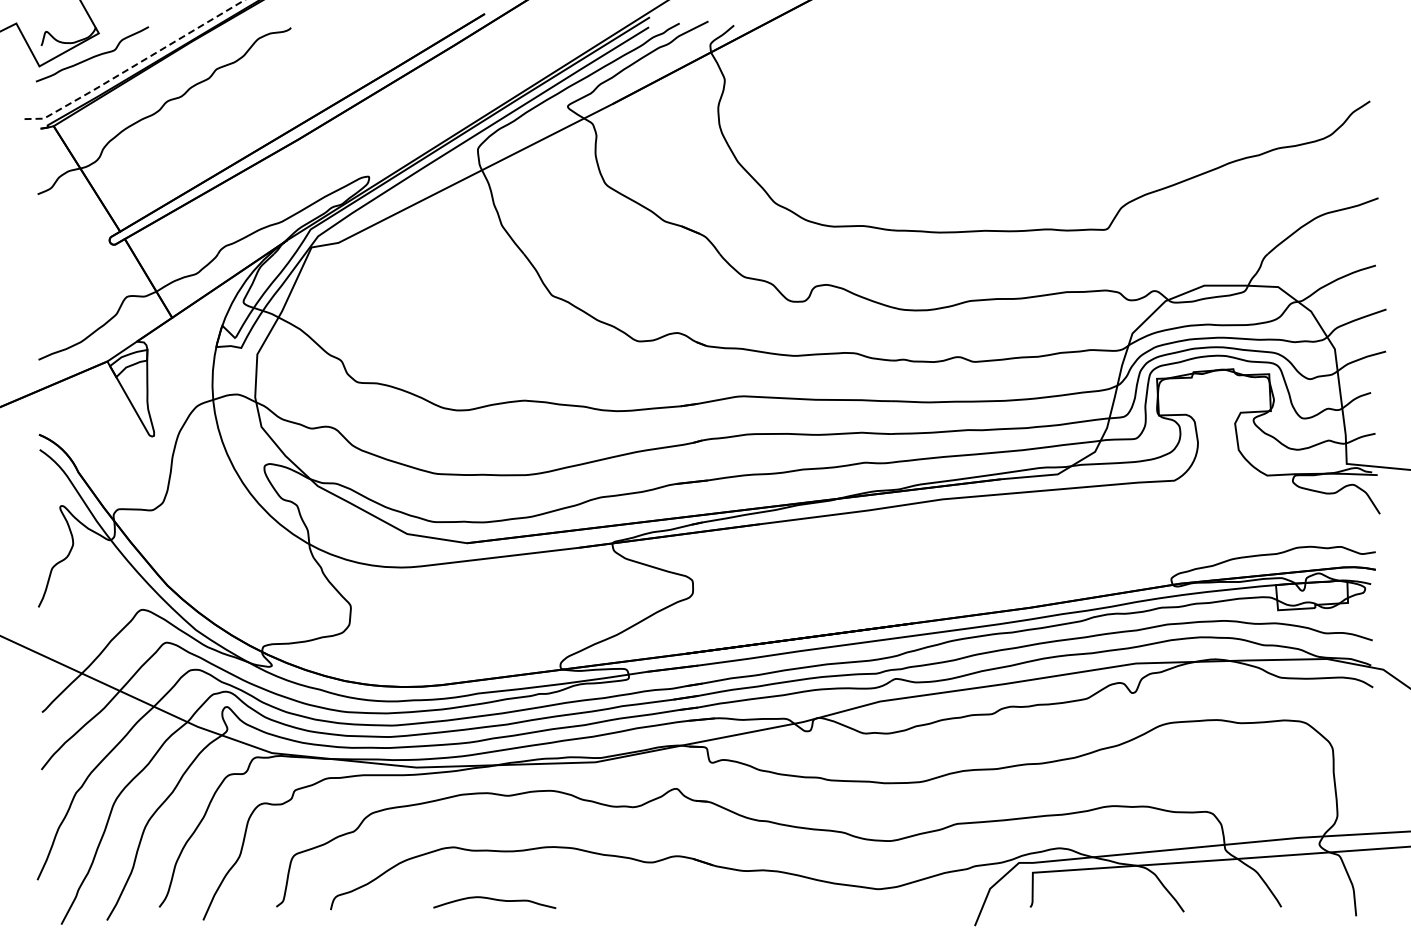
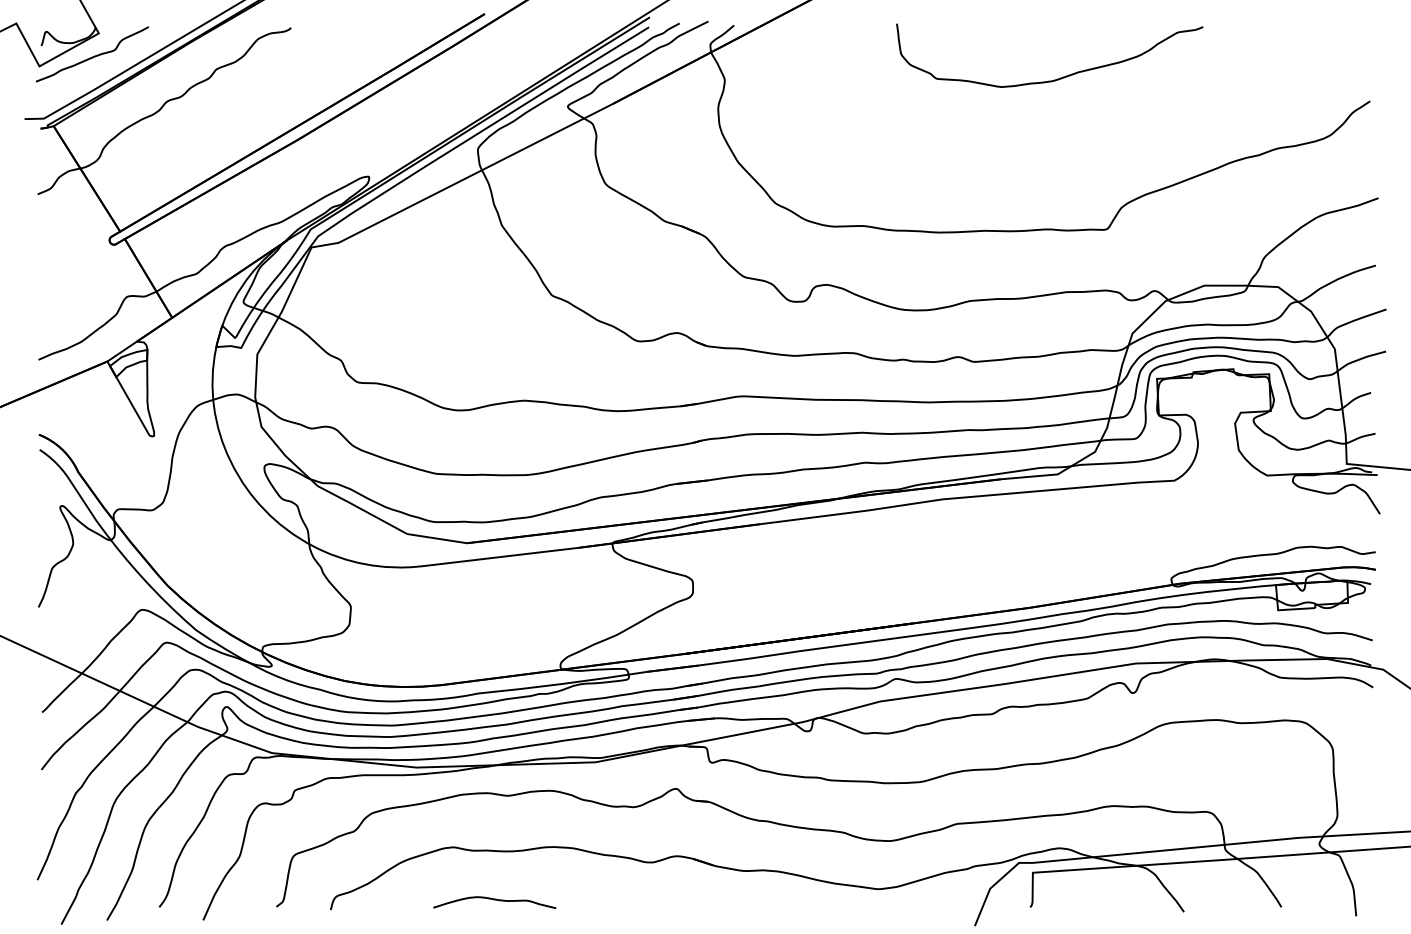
line: dashed -> solid (135, 65)
curve: none -> present (1057, 78)
